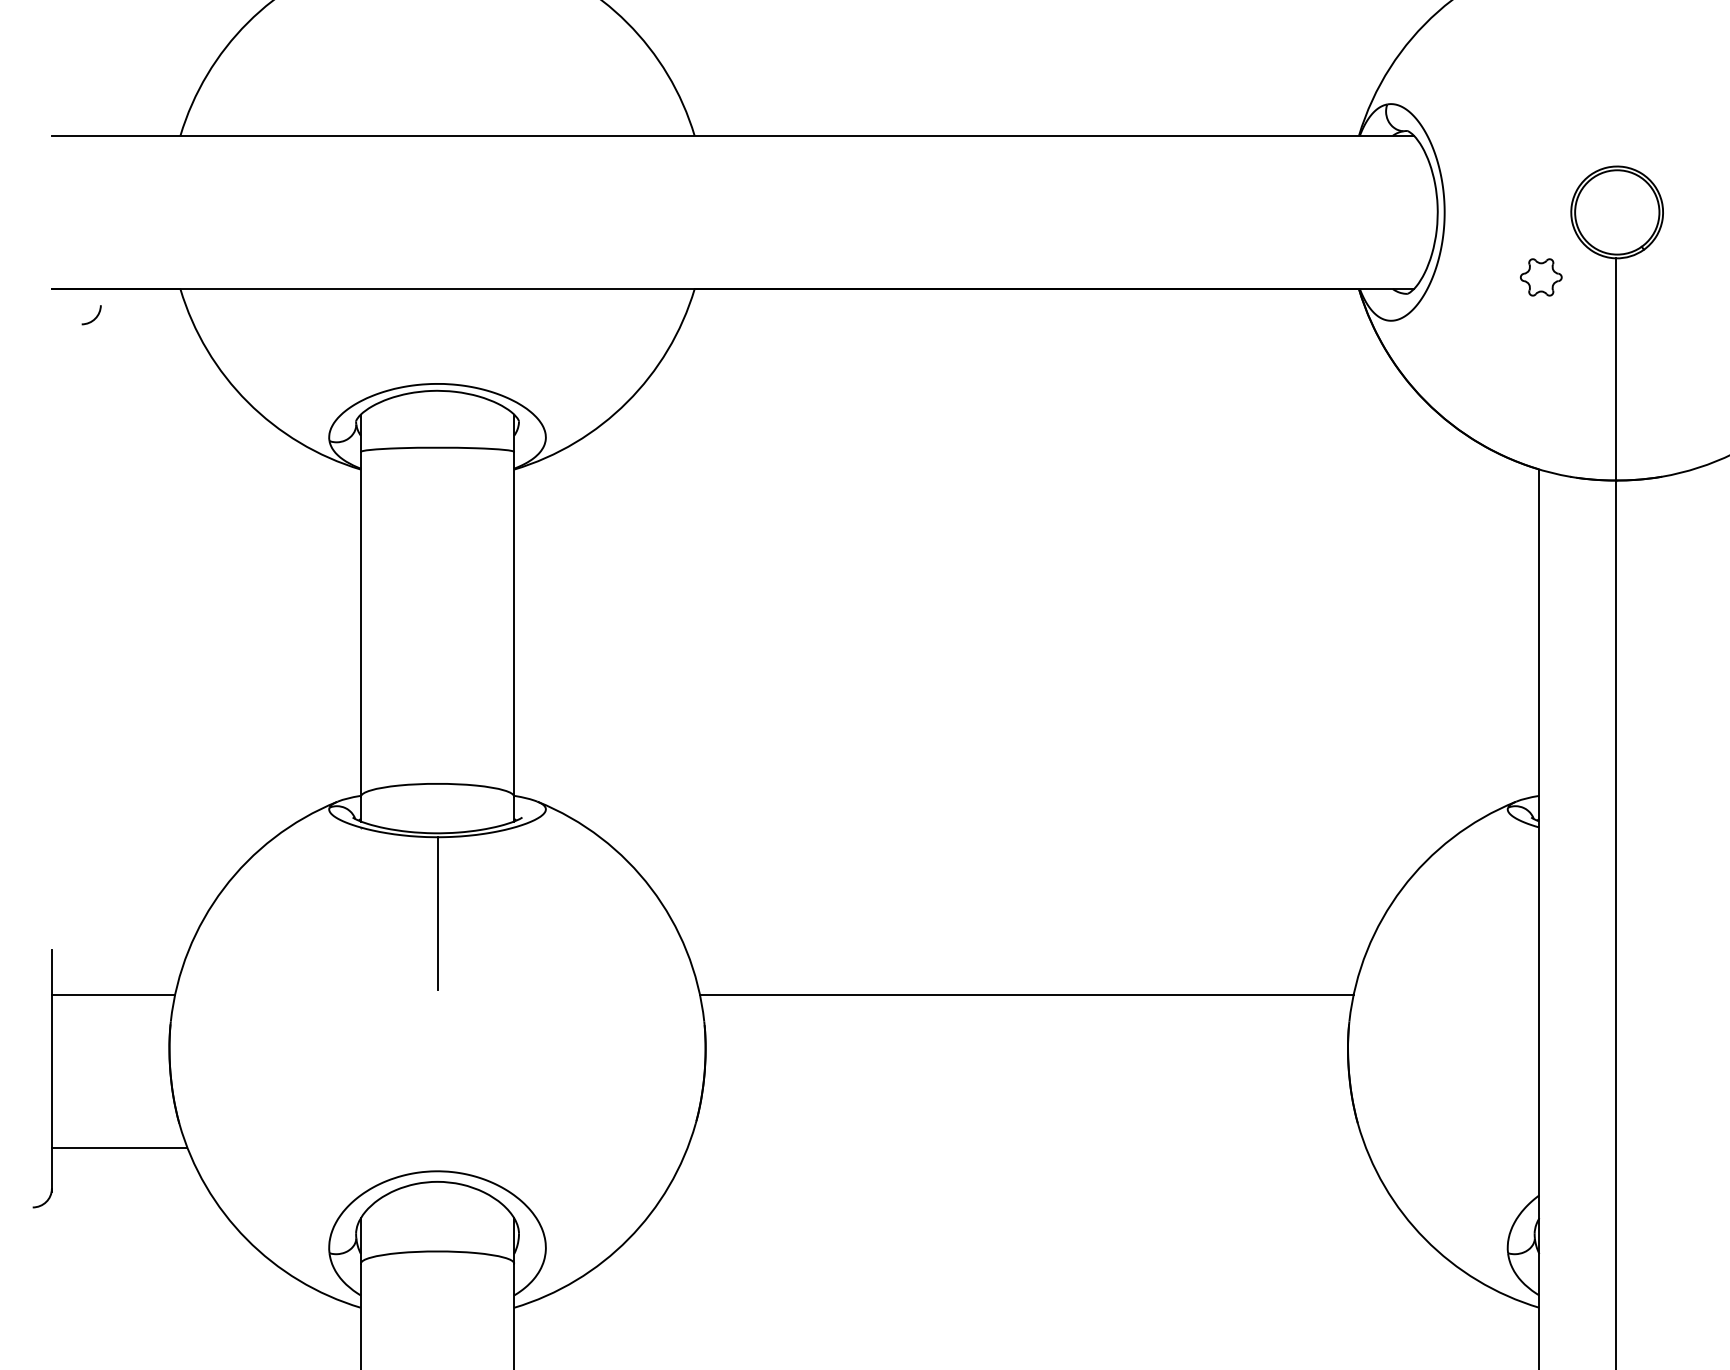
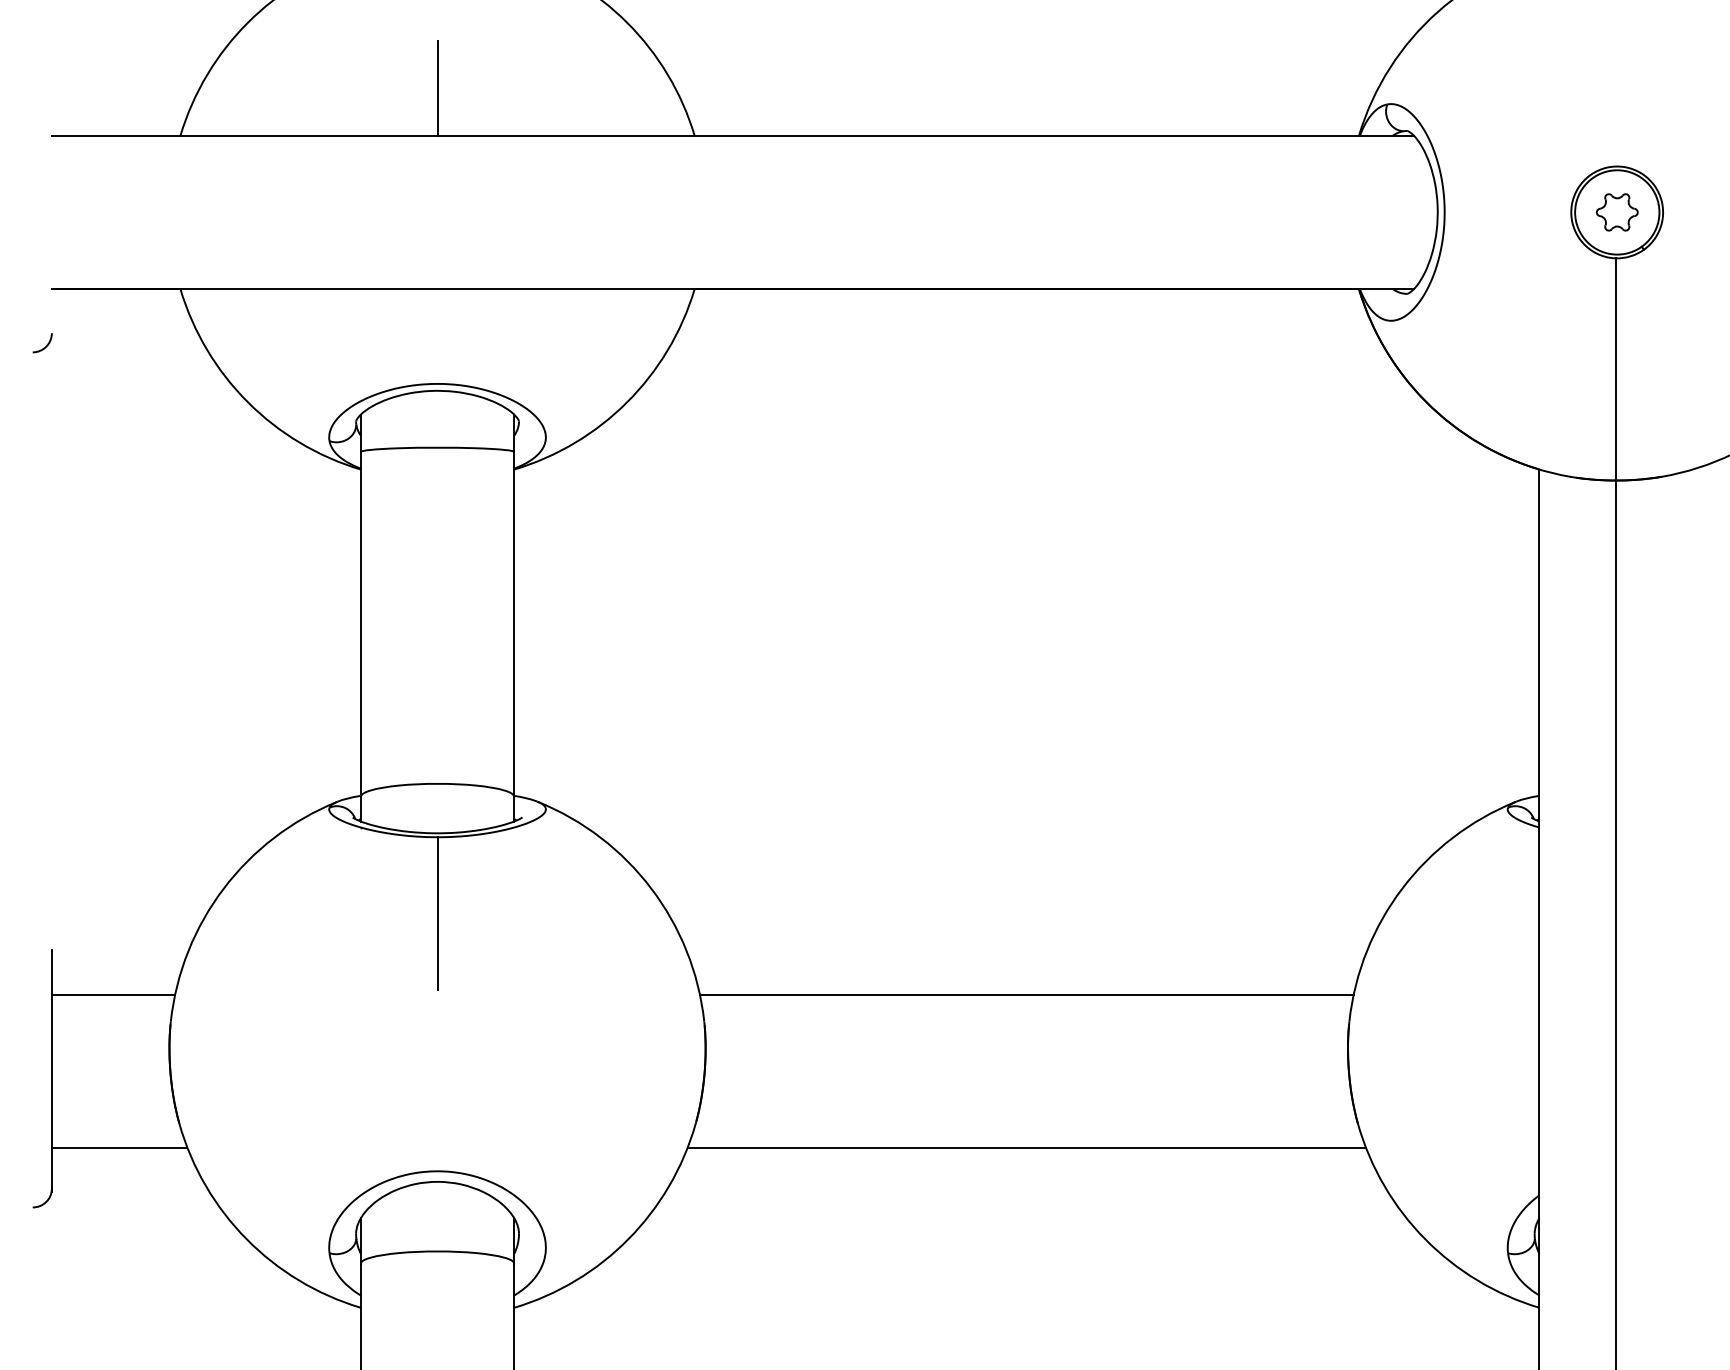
line: none -> present (437, 88)
part position: (1540, 277) -> (1616, 212) (1616, 212)
part position: (91, 315) -> (42, 343) (42, 343)
line: none -> present (1026, 1147)
